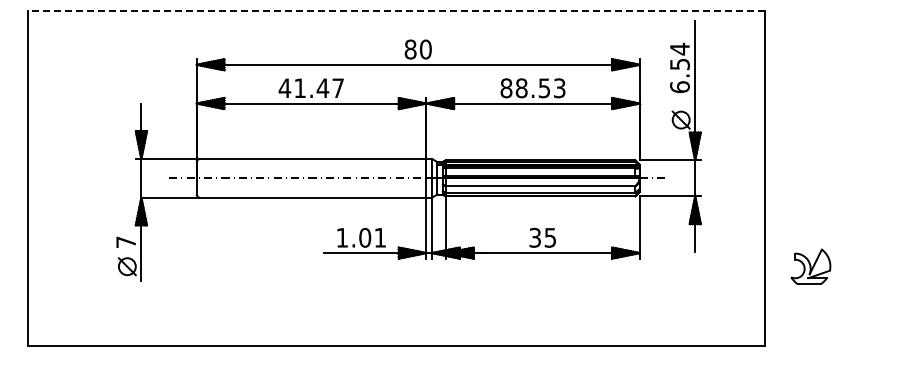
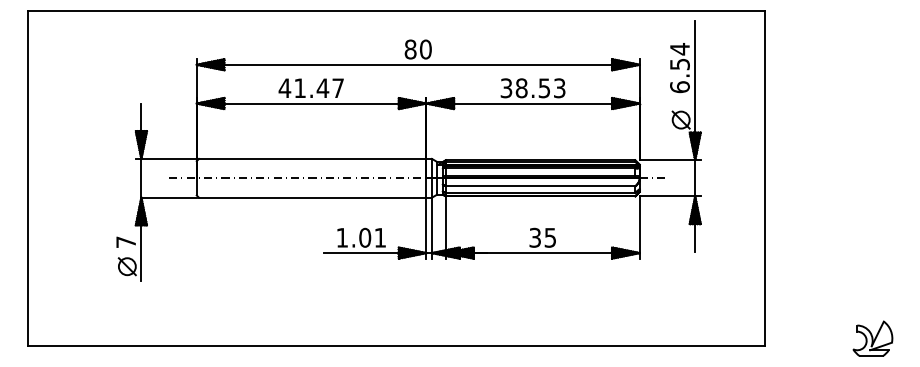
line: dashed -> solid (396, 10)
text: 88.53 -> 38.53 (506, 88)
part position: (810, 266) -> (872, 338) (872, 338)
